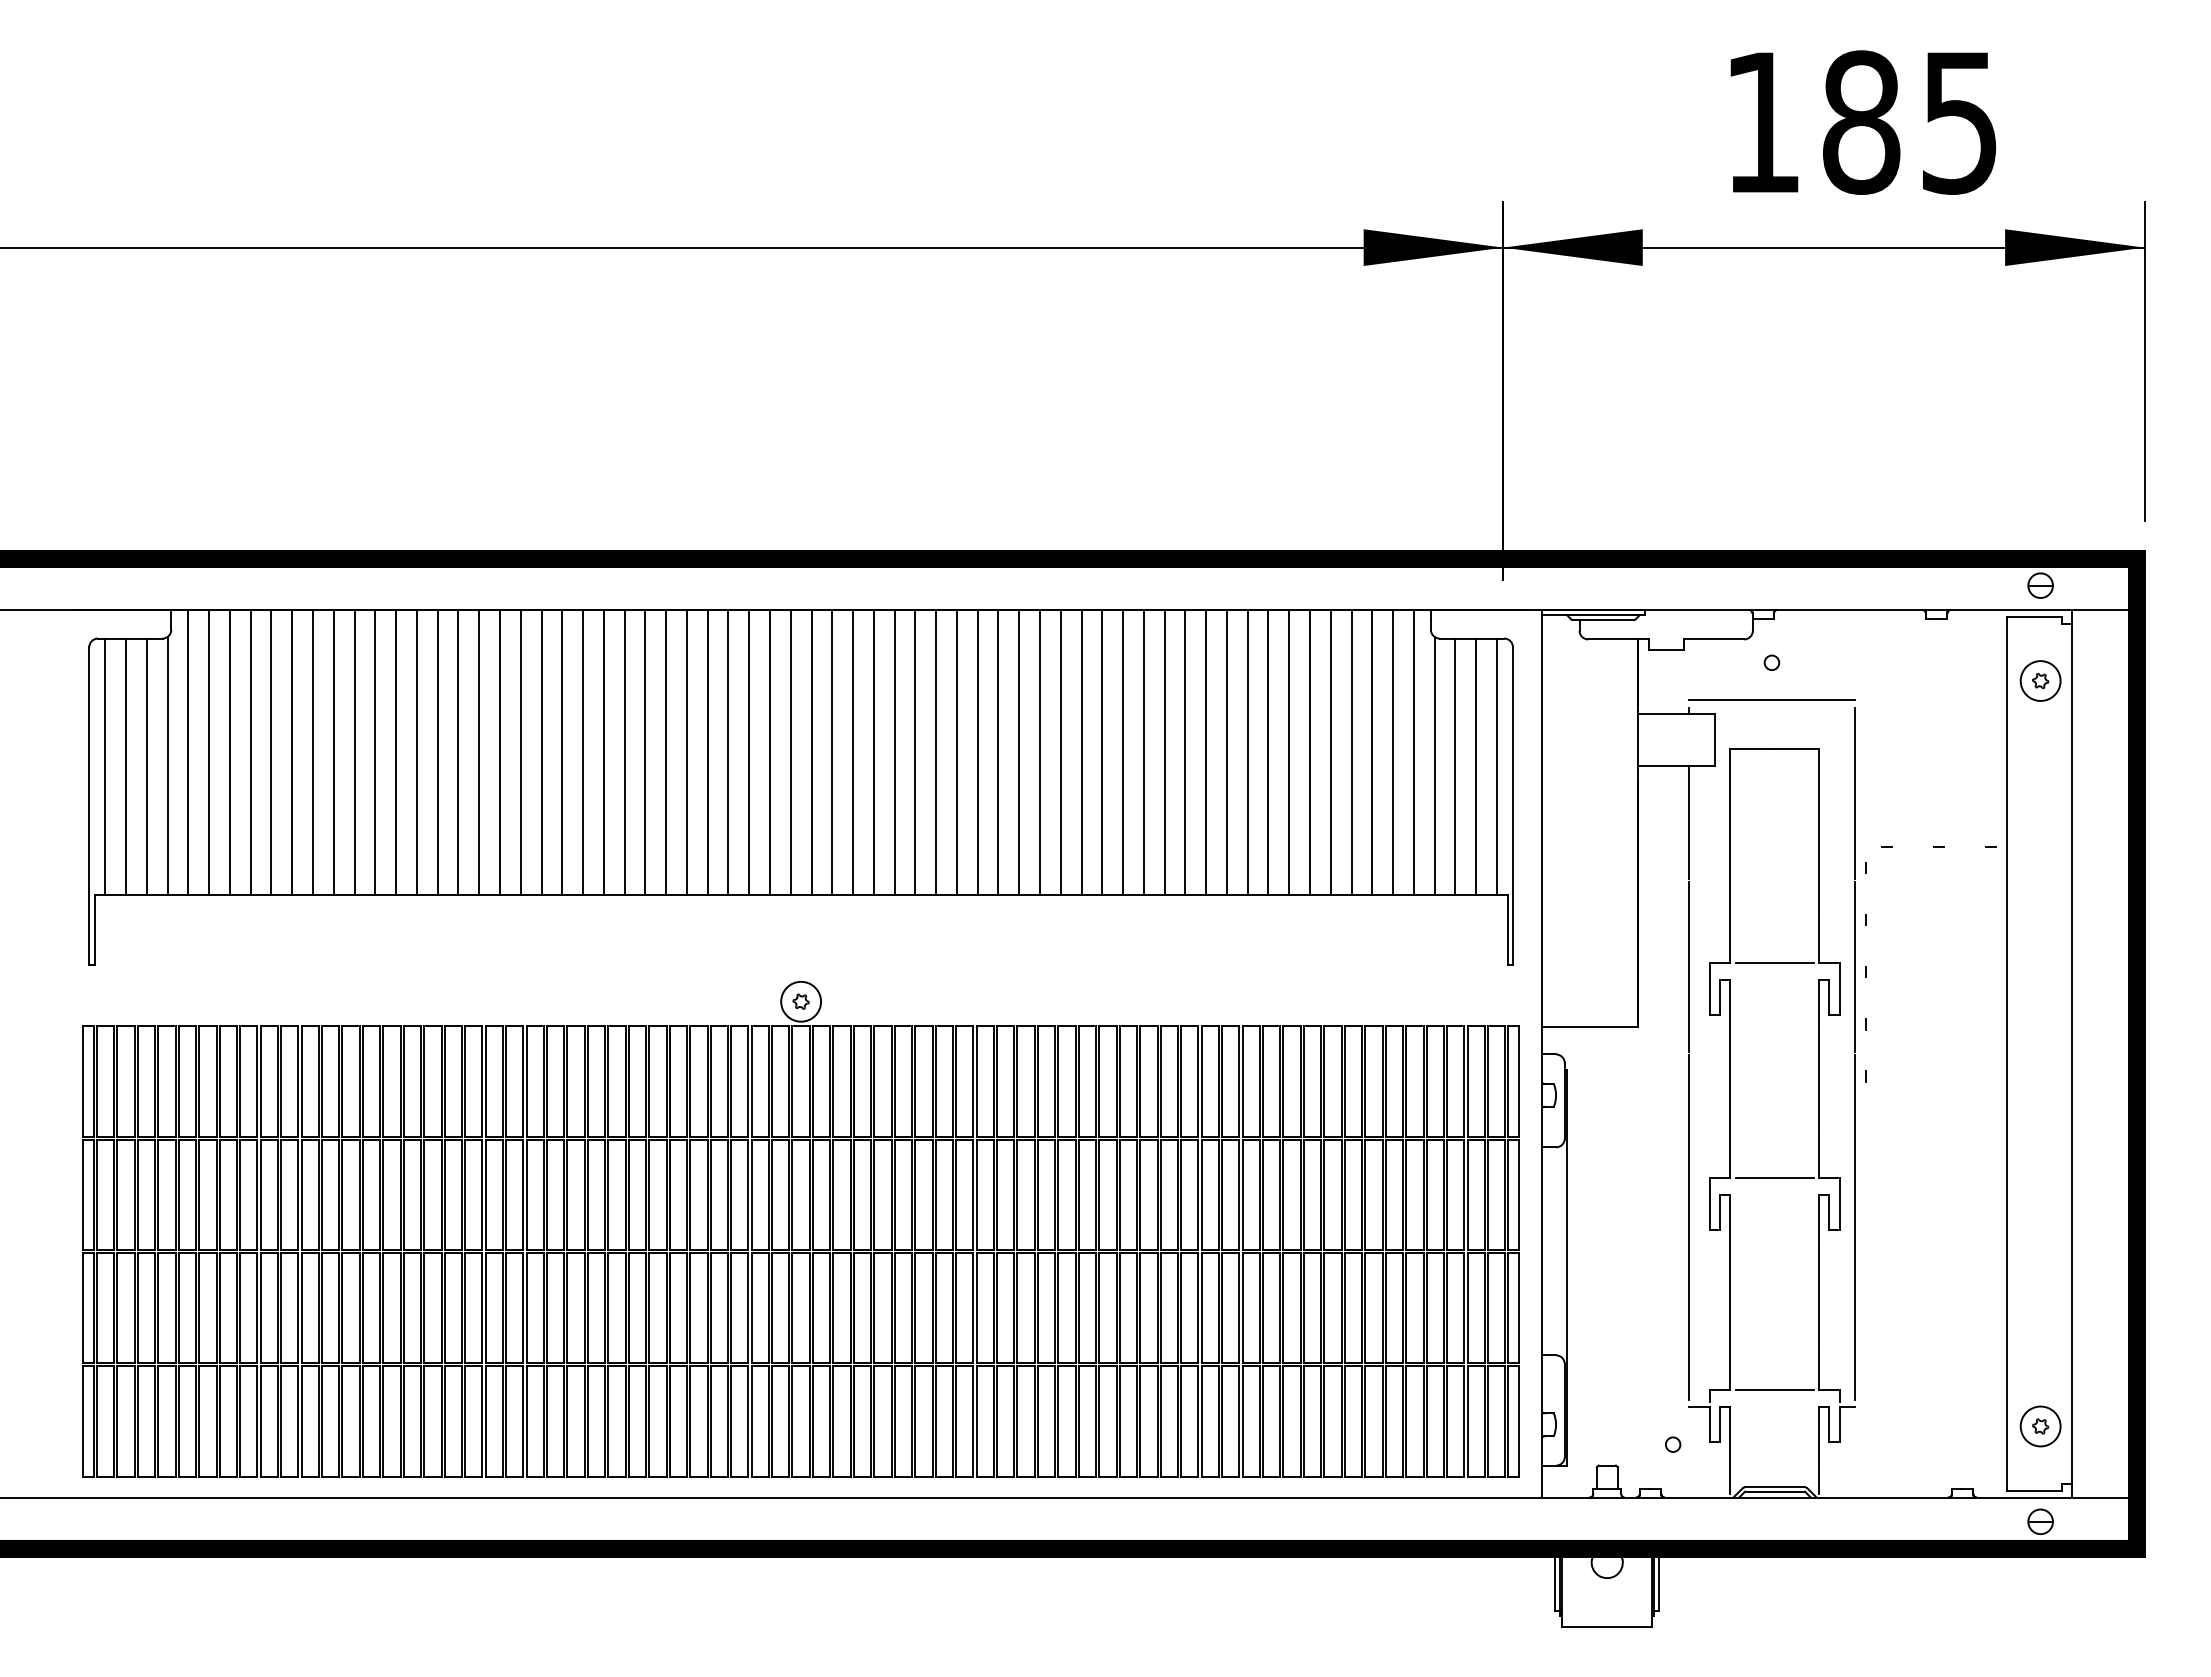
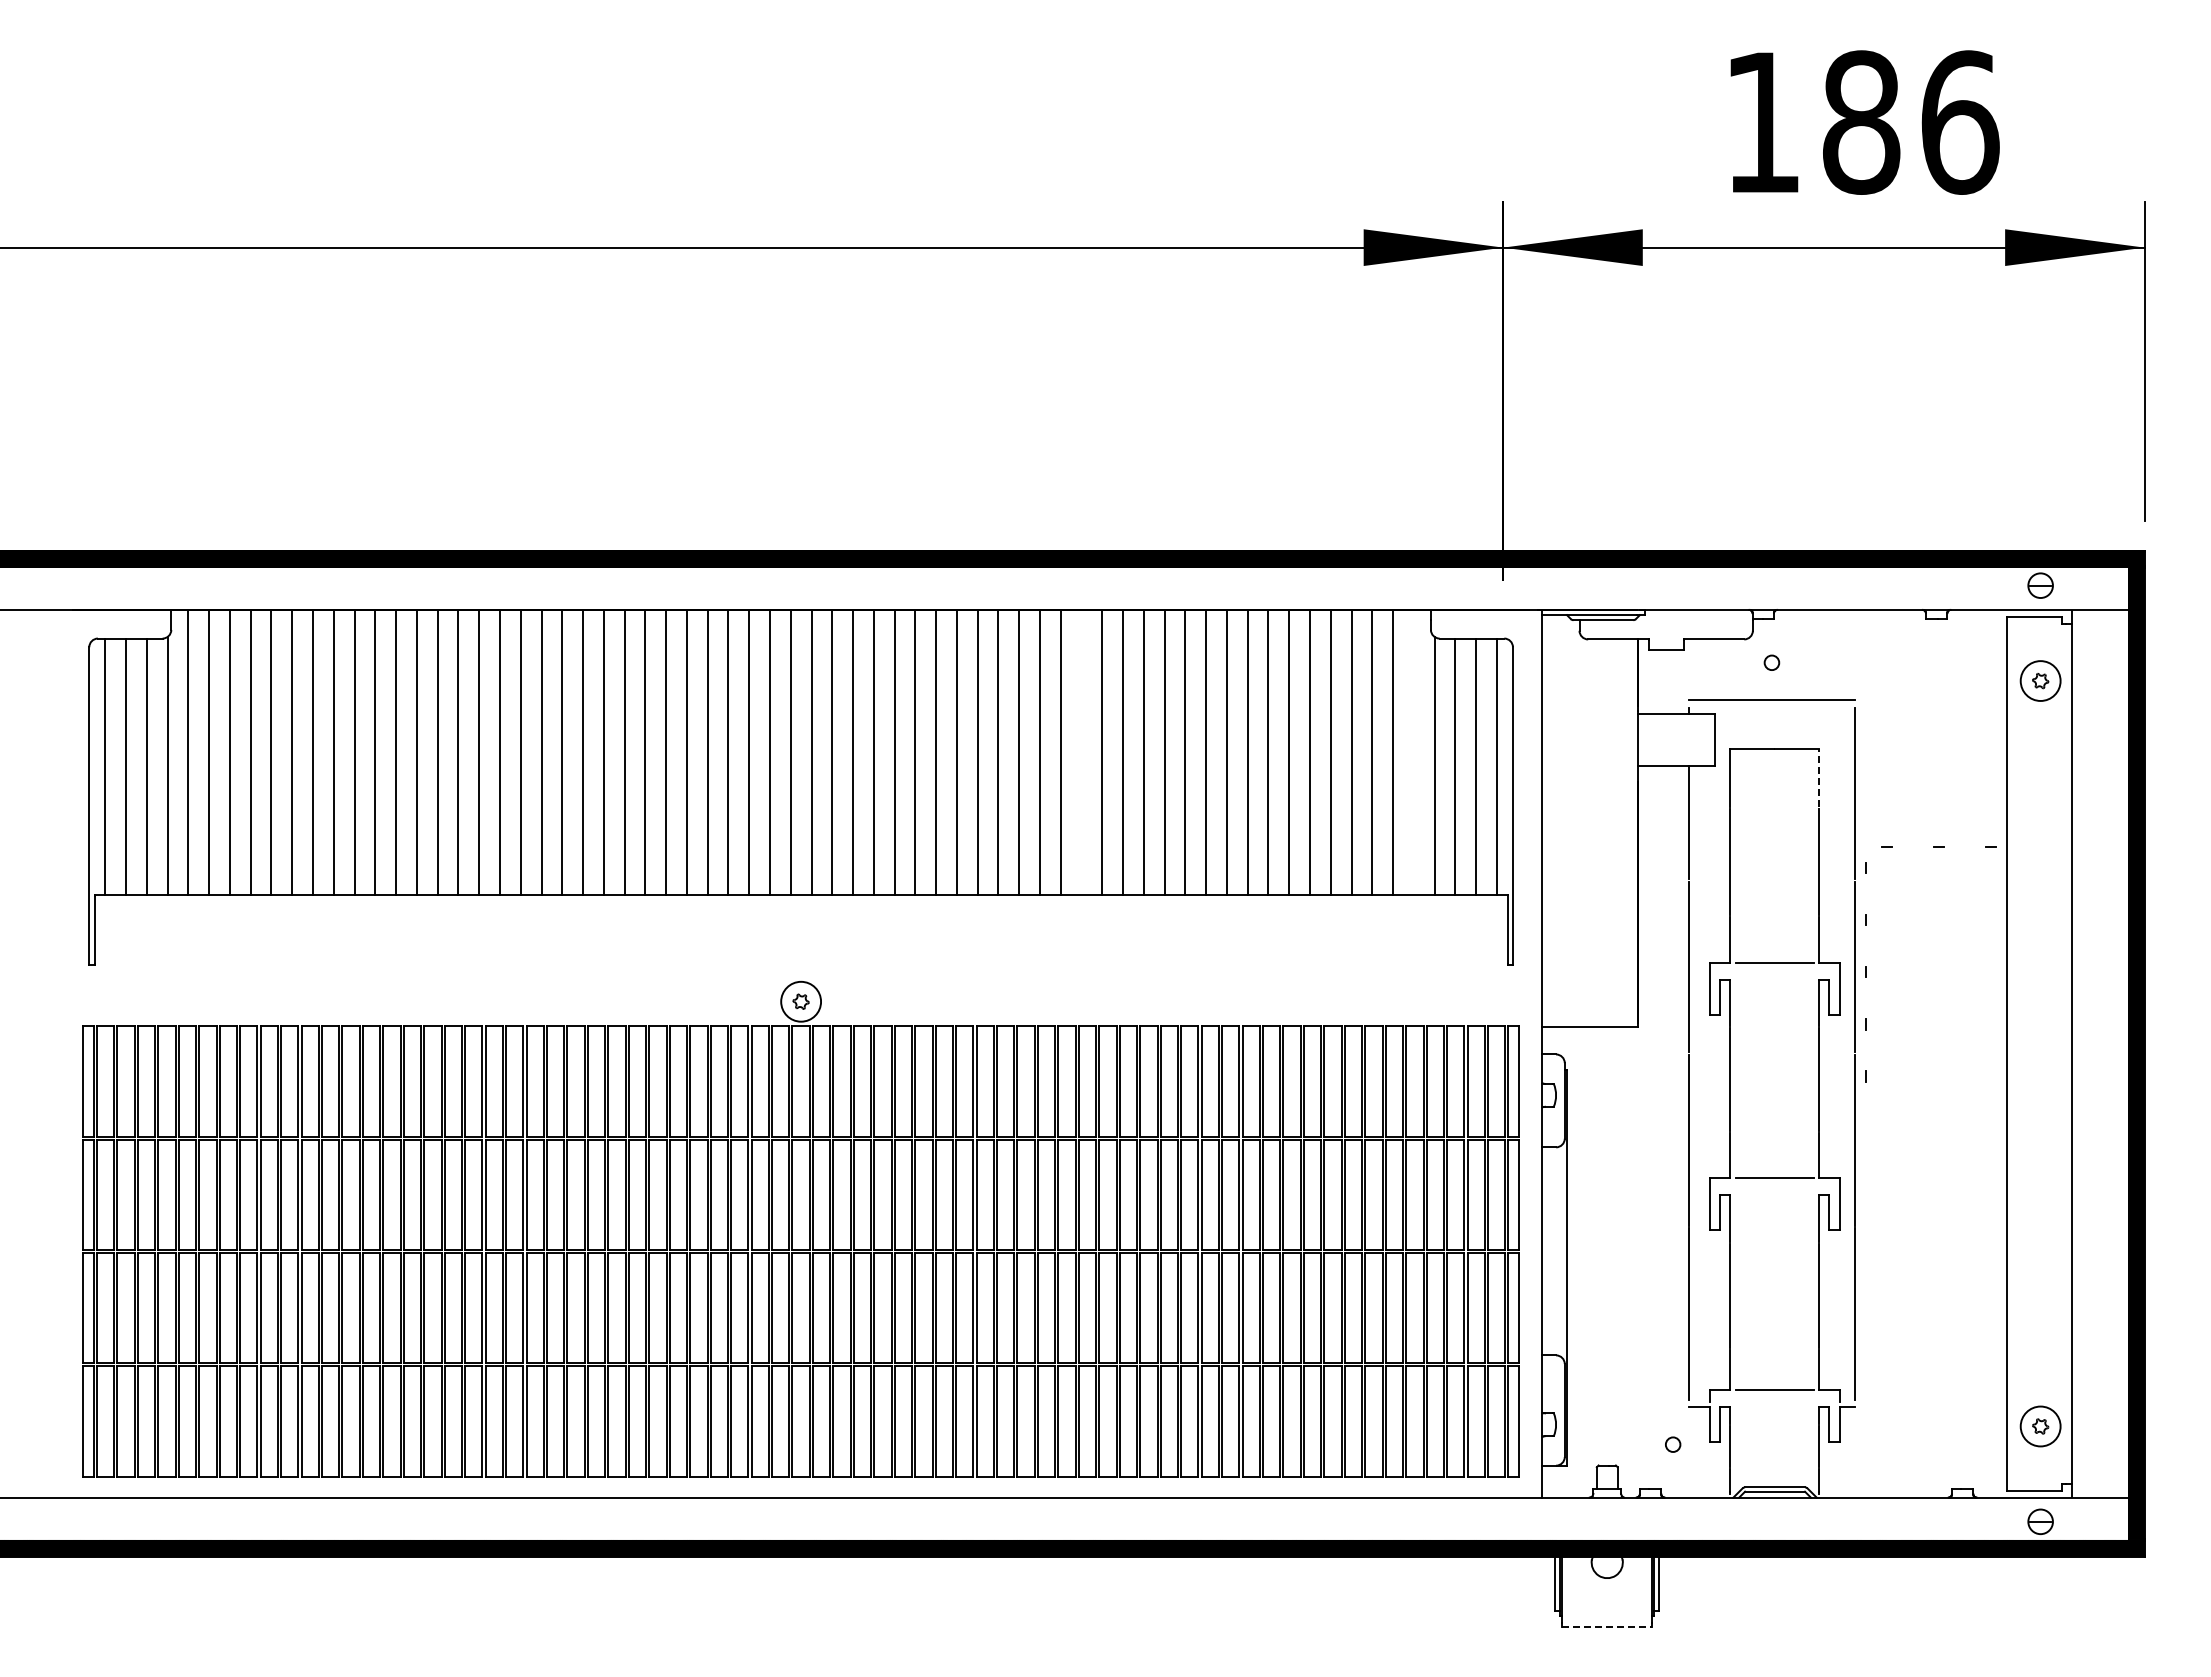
text: 185 -> 186 (1960, 122)
line: present -> none (1081, 751)
line: present -> none (1413, 751)
line: solid -> dashed (1818, 777)
line: solid -> dashed (1607, 1626)
